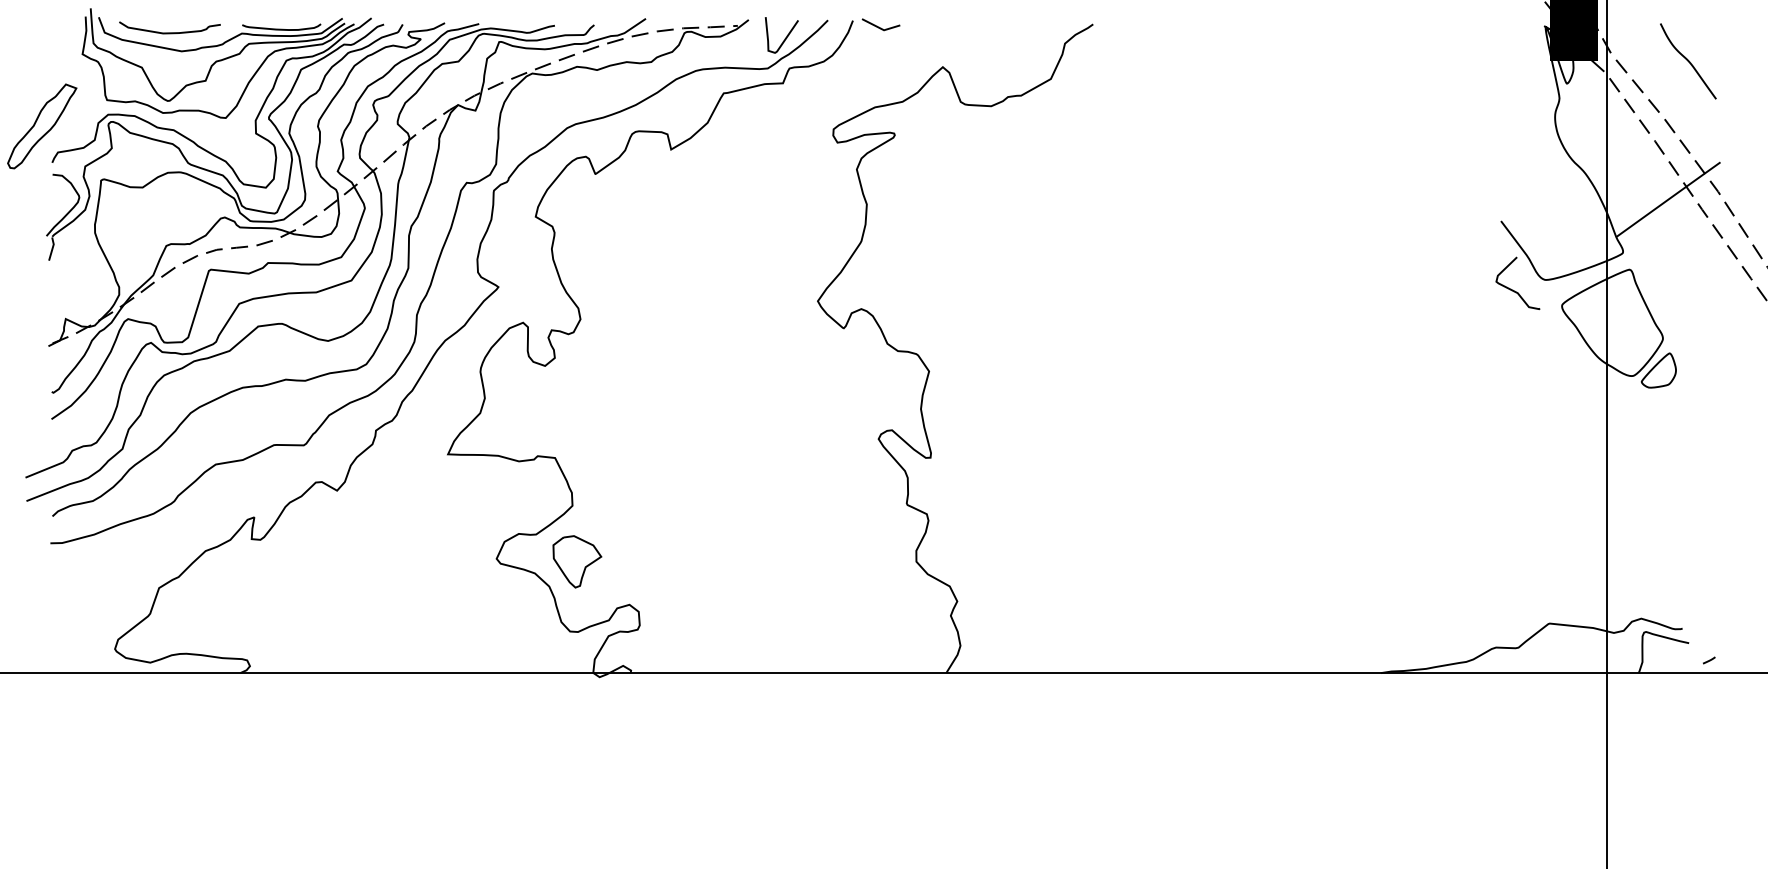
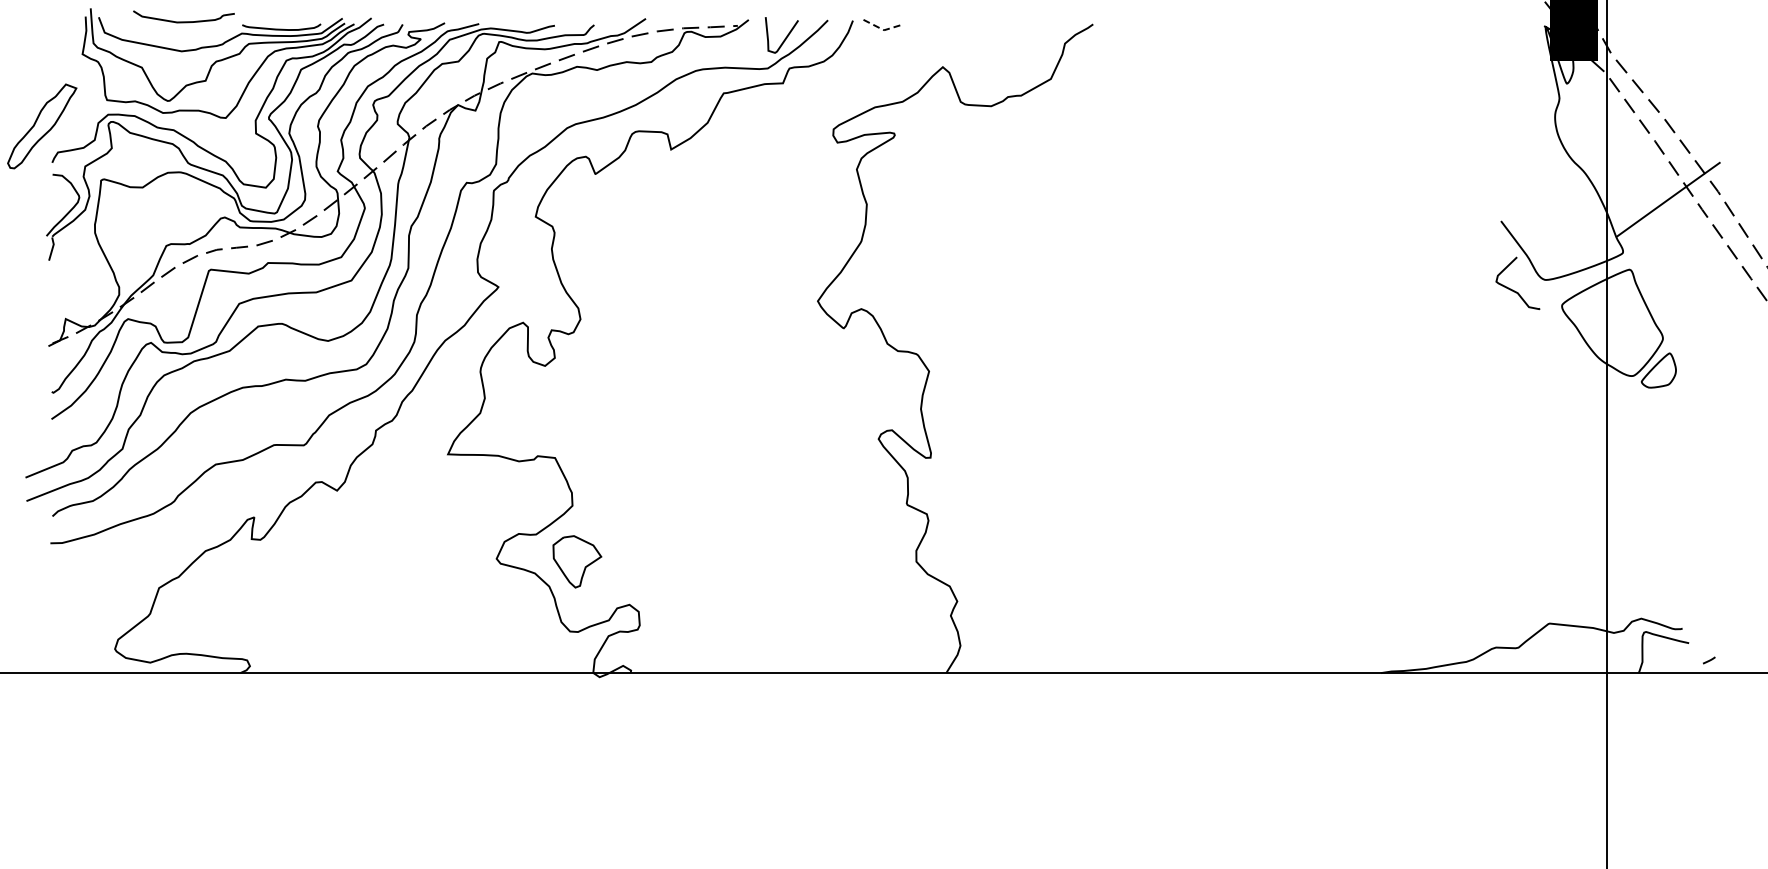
line: solid -> dashed (880, 28)
curve position: (169, 32) -> (183, 21) (183, 21)
curve: present -> none (1688, 61)
